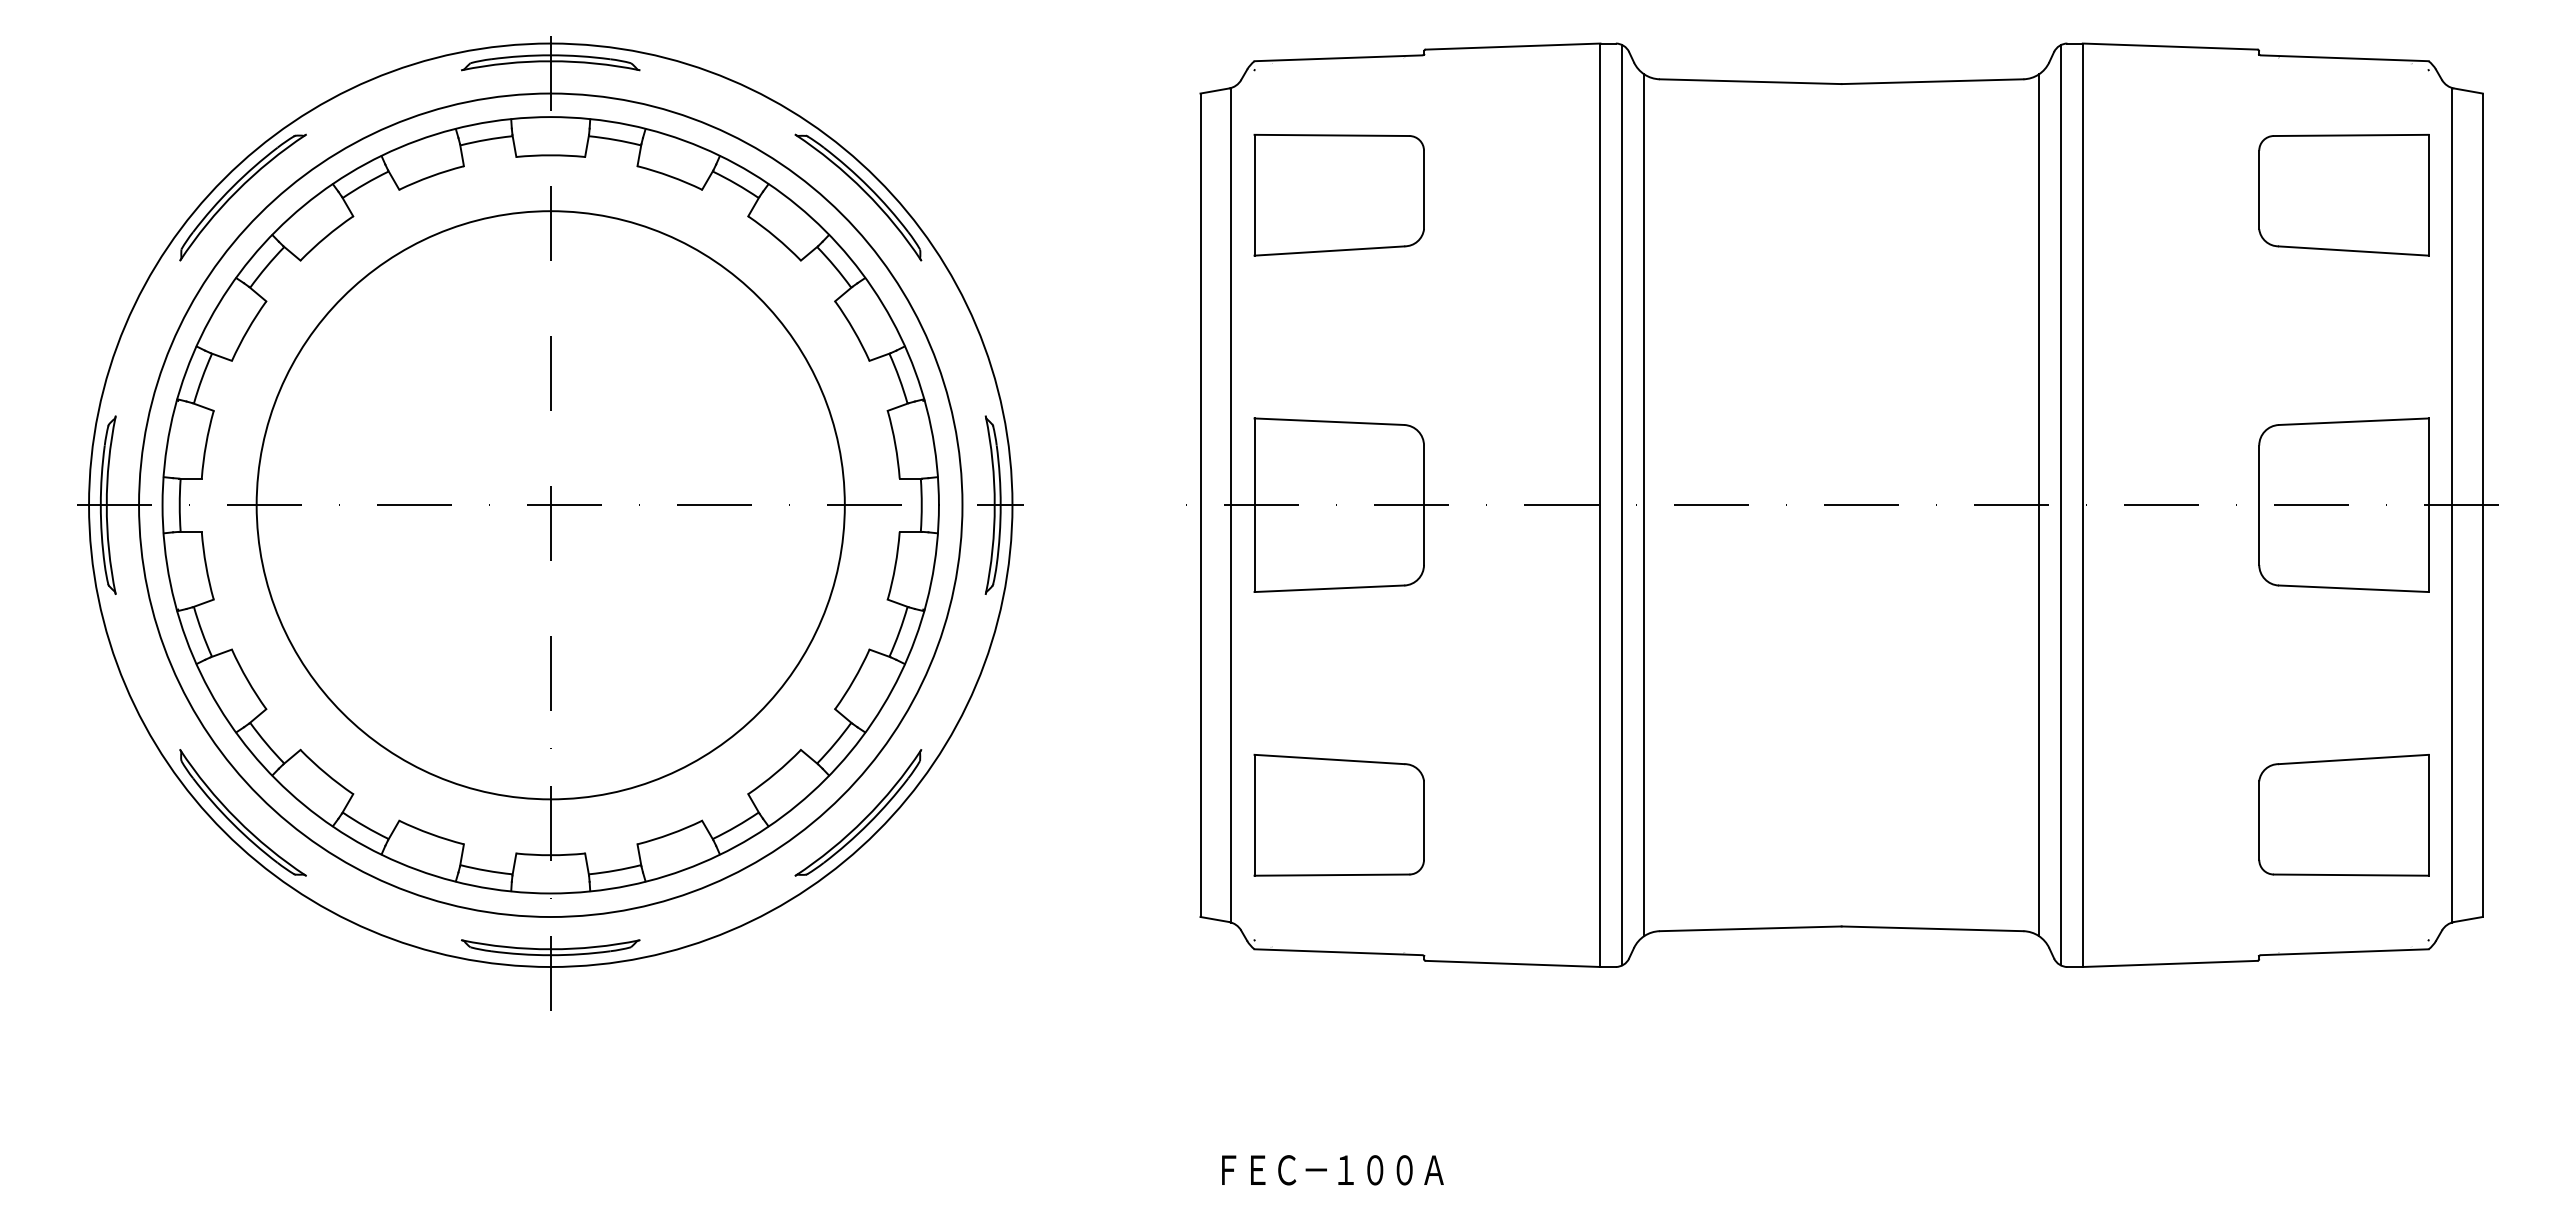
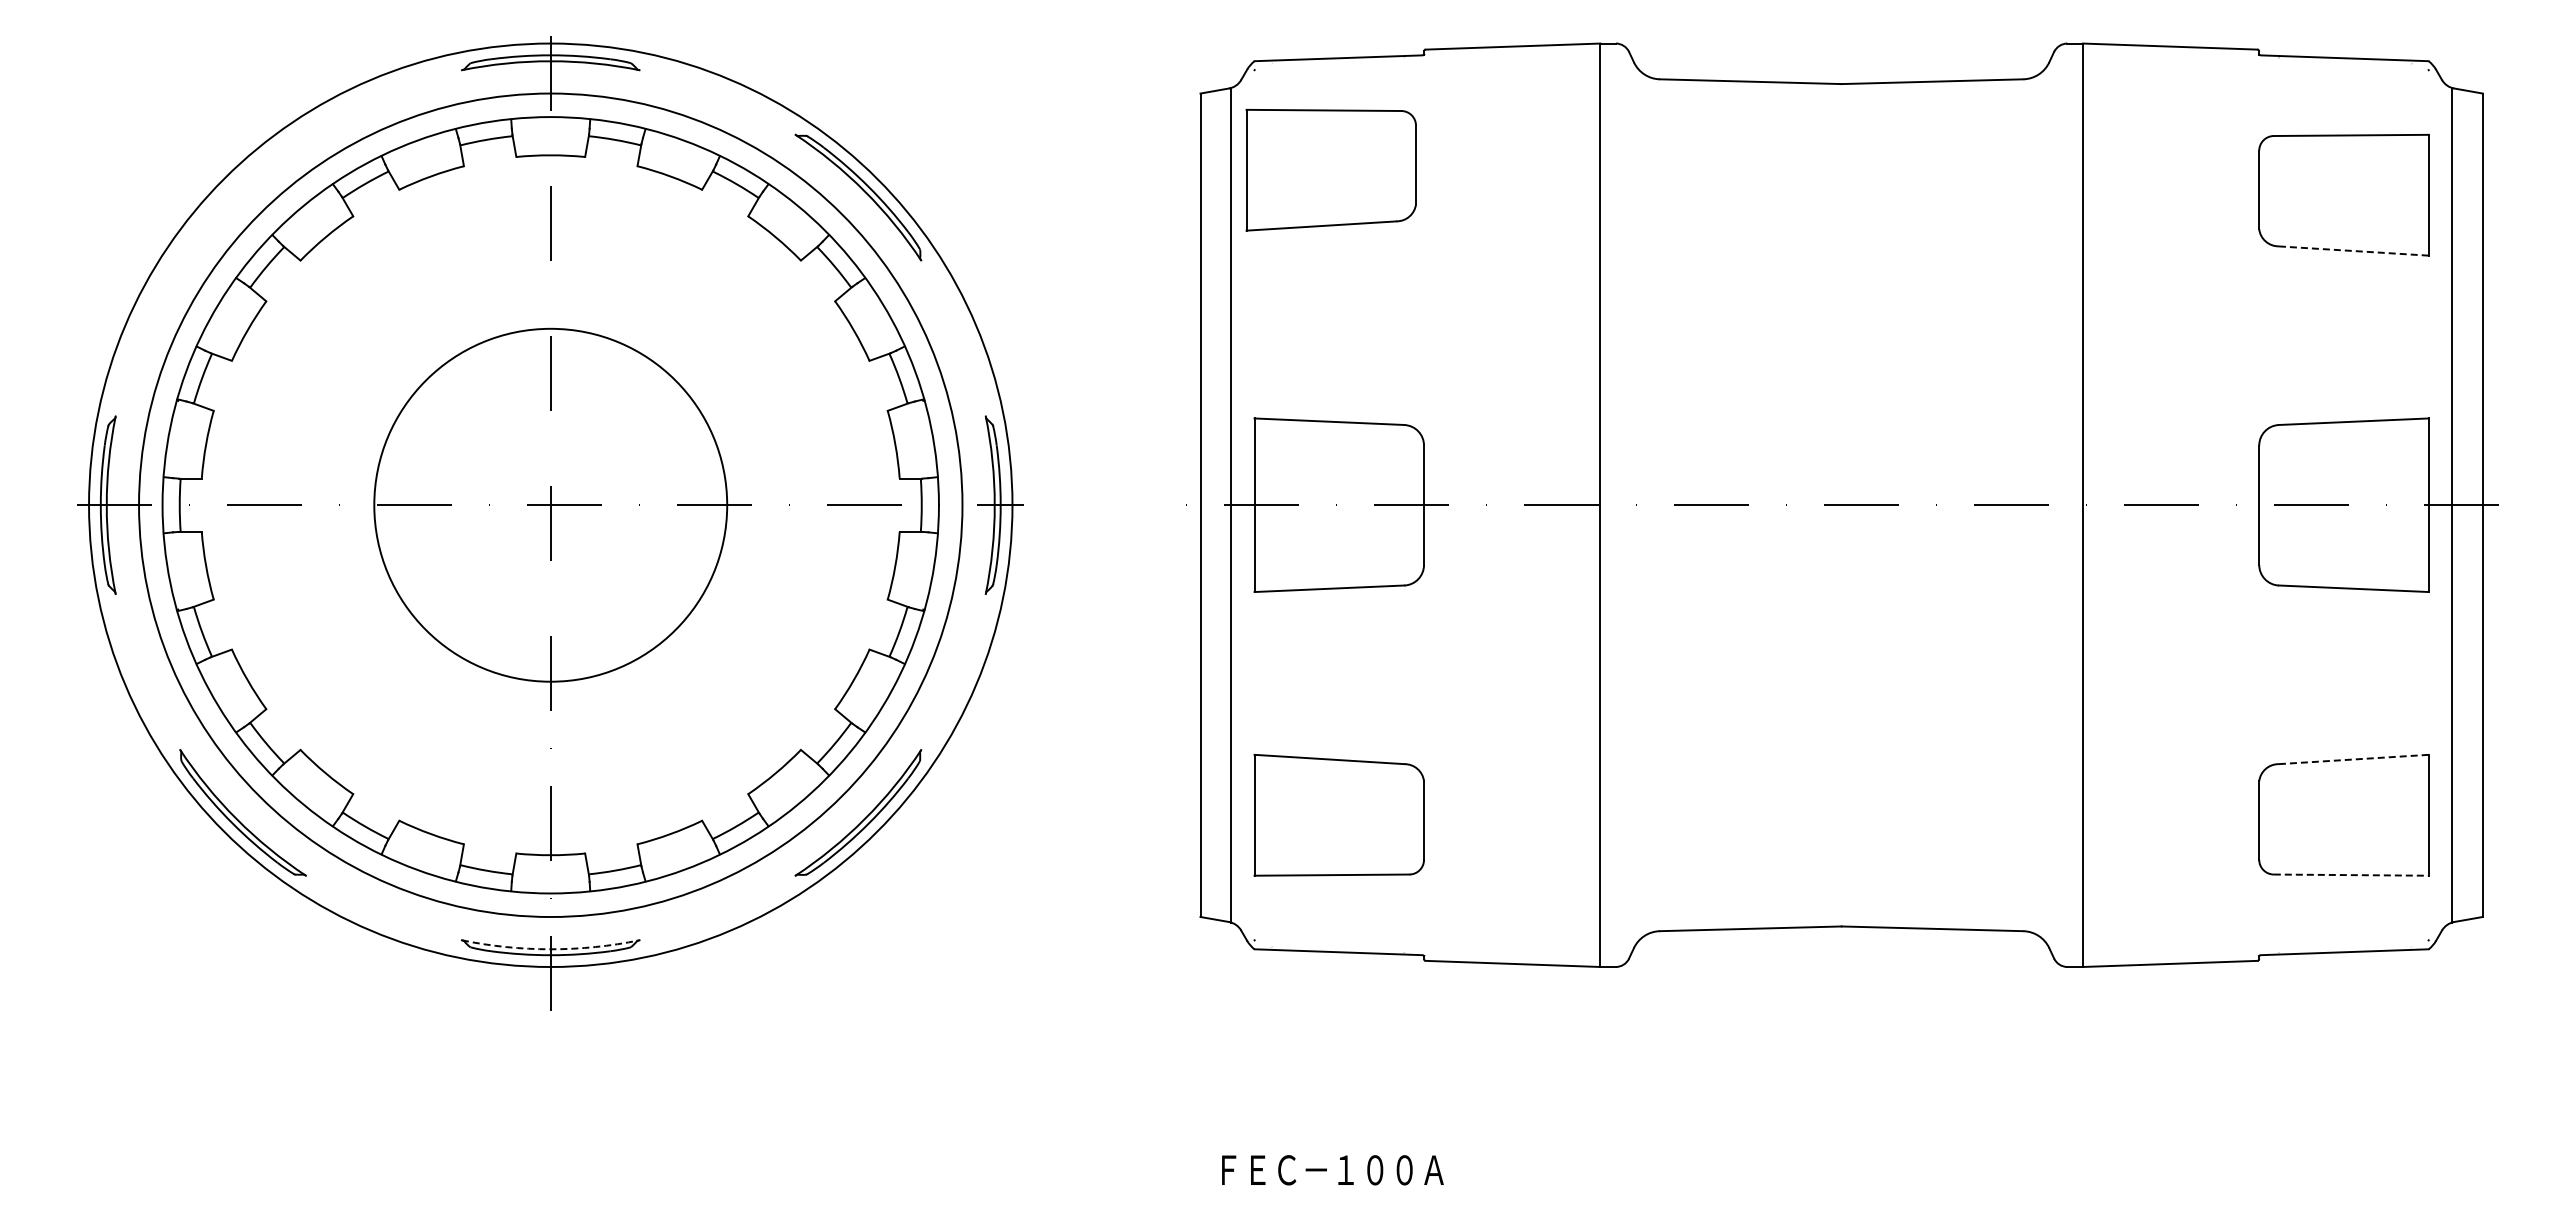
part: present -> none (237, 192)
part position: (1338, 194) -> (1330, 169) (1330, 169)
line: solid -> dashed (2354, 251)
circle diameter: 588 px -> 353 px (550, 504)
line: present -> none (1622, 505)
line: present -> none (1644, 505)
line: present -> none (2039, 505)
line: present -> none (2060, 505)
line: solid -> dashed (2354, 759)
line: solid -> dashed (2351, 875)
arc: solid -> dashed (550, 949)
